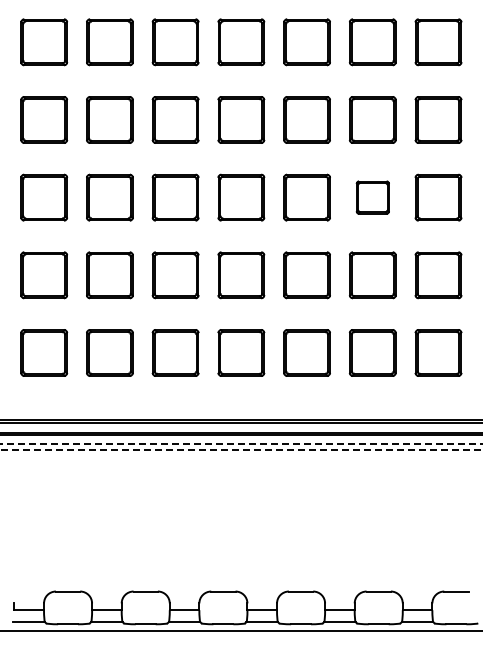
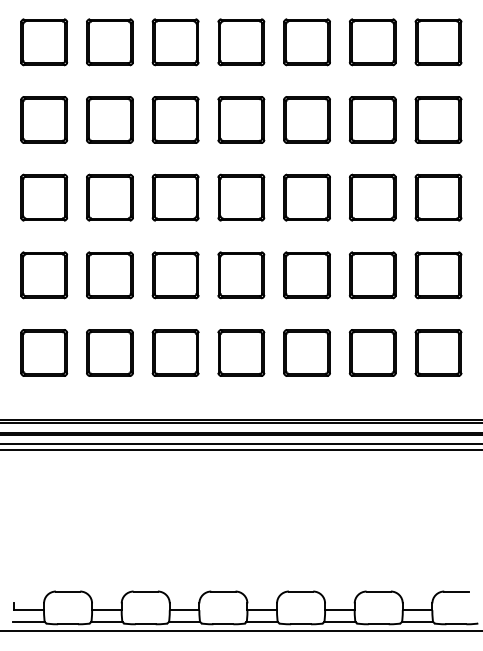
part size: 35x35 px -> 48x49 px (372, 197)
line: dashed -> solid (241, 444)
line: dashed -> solid (241, 450)
